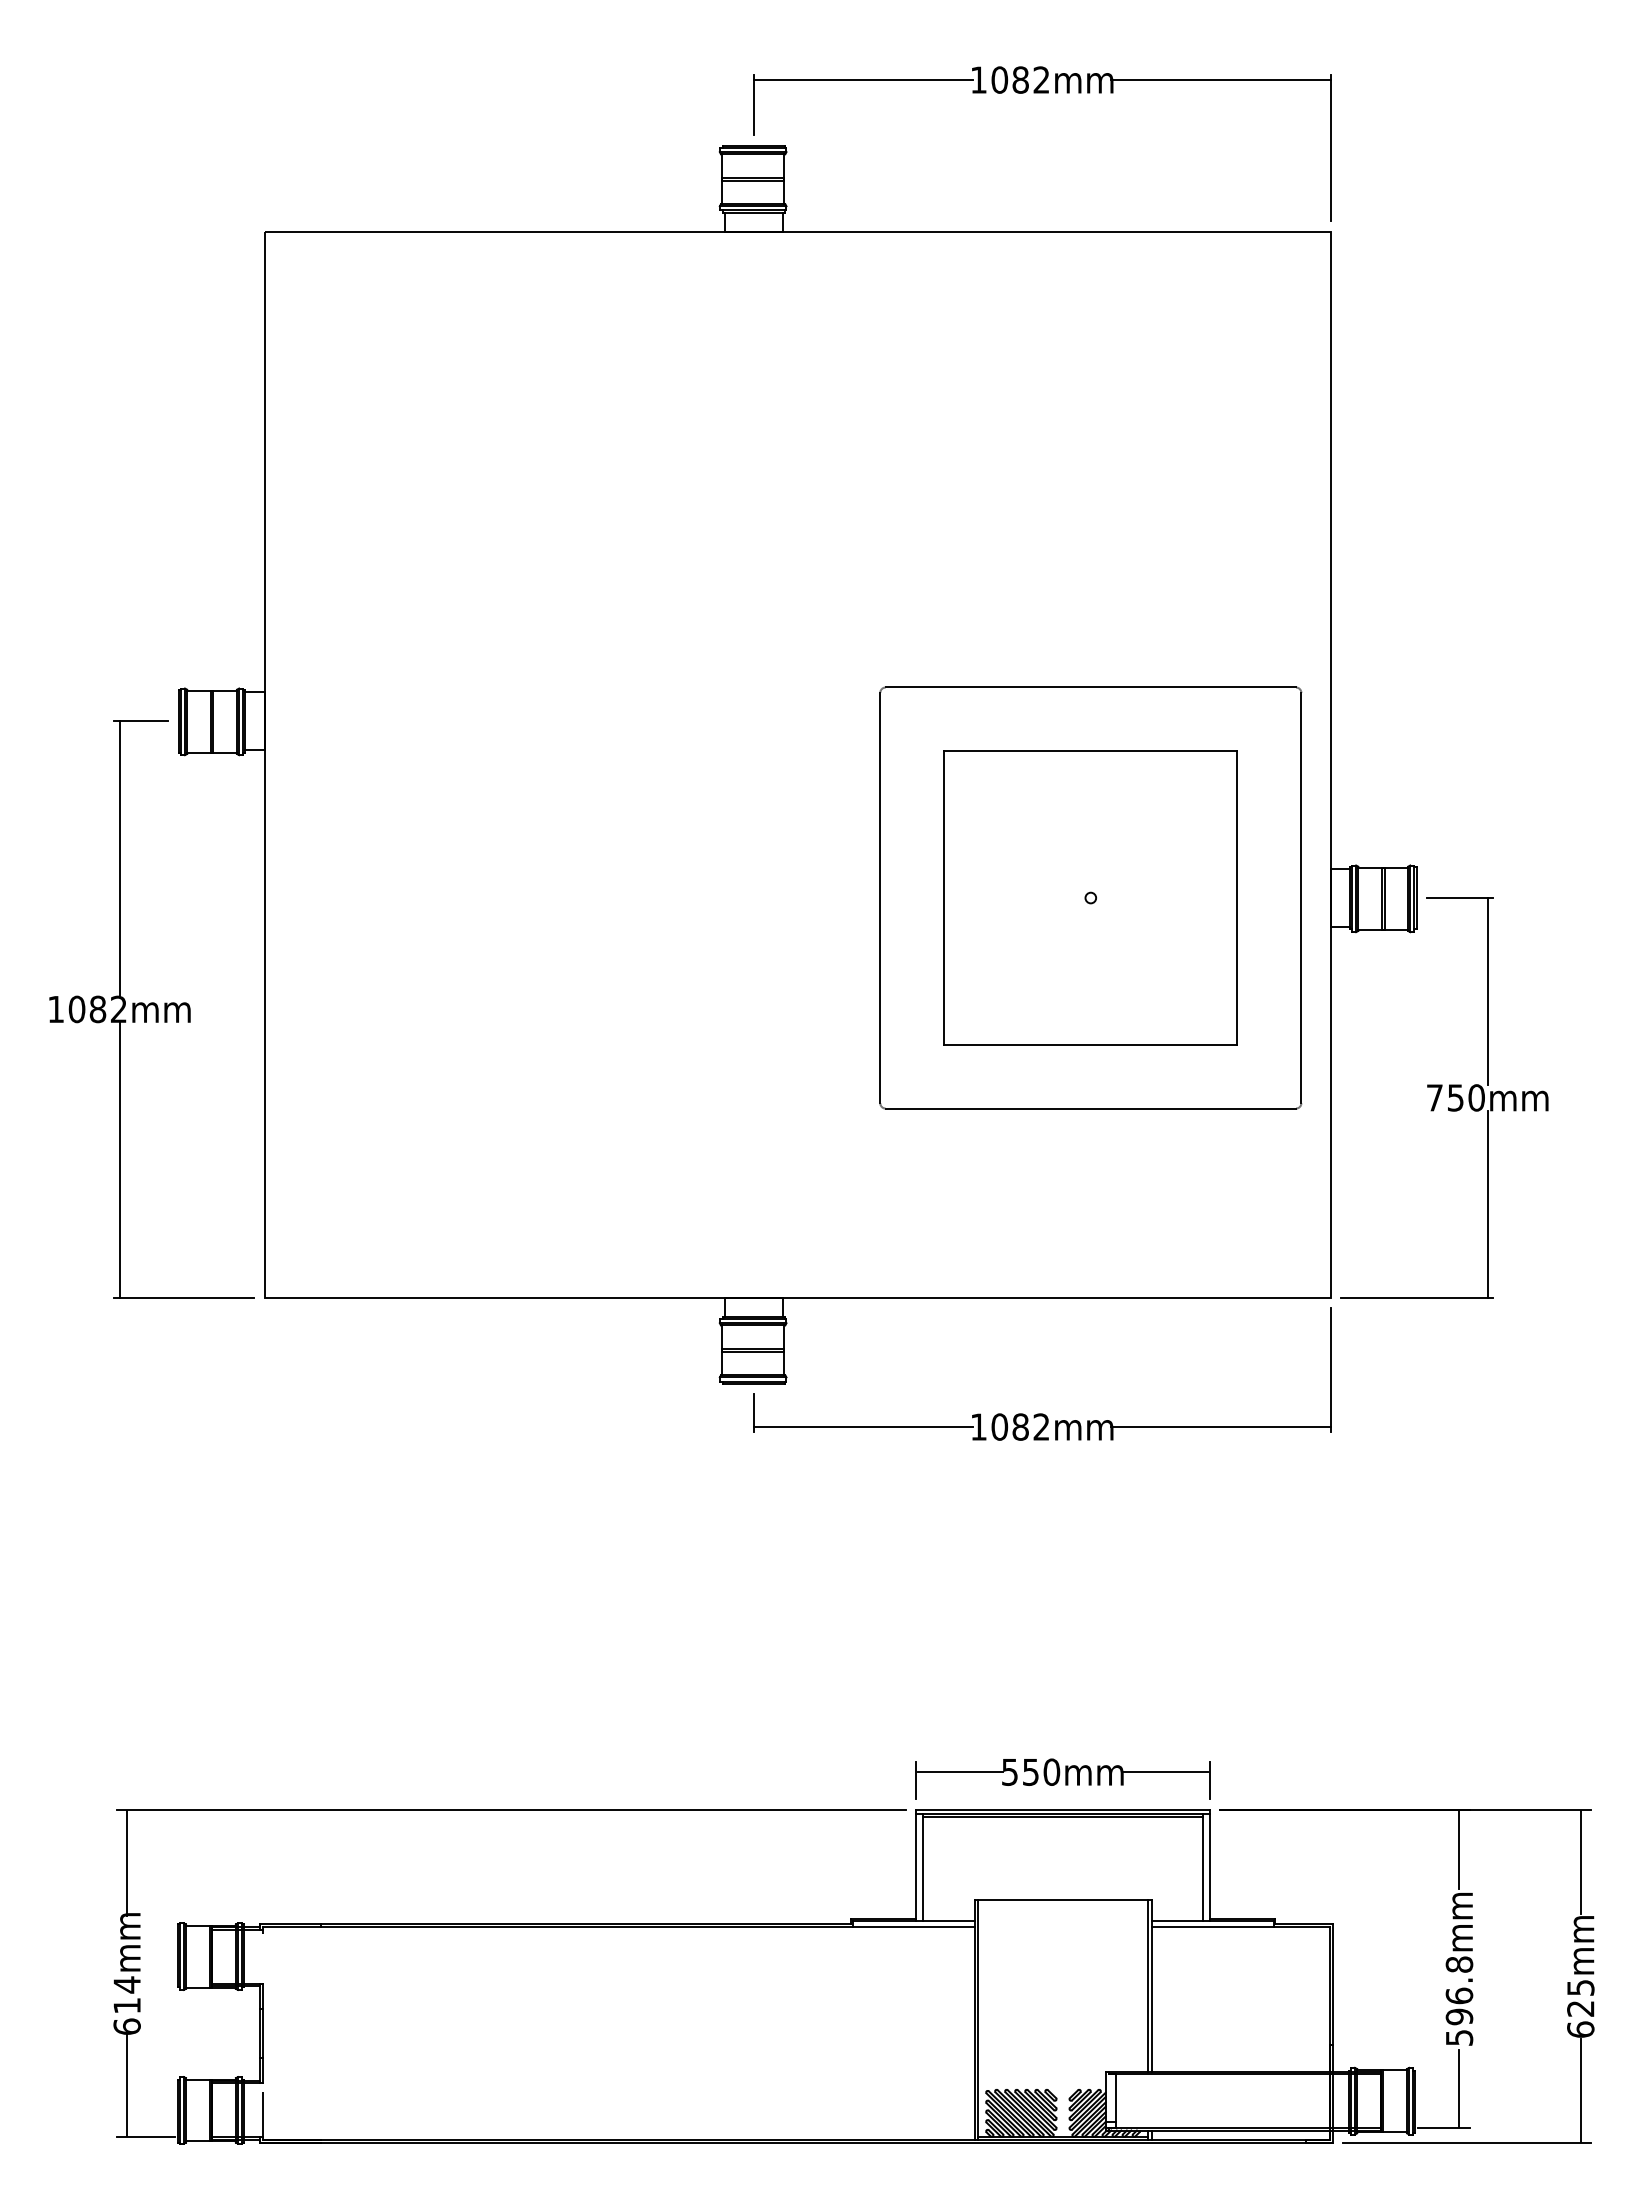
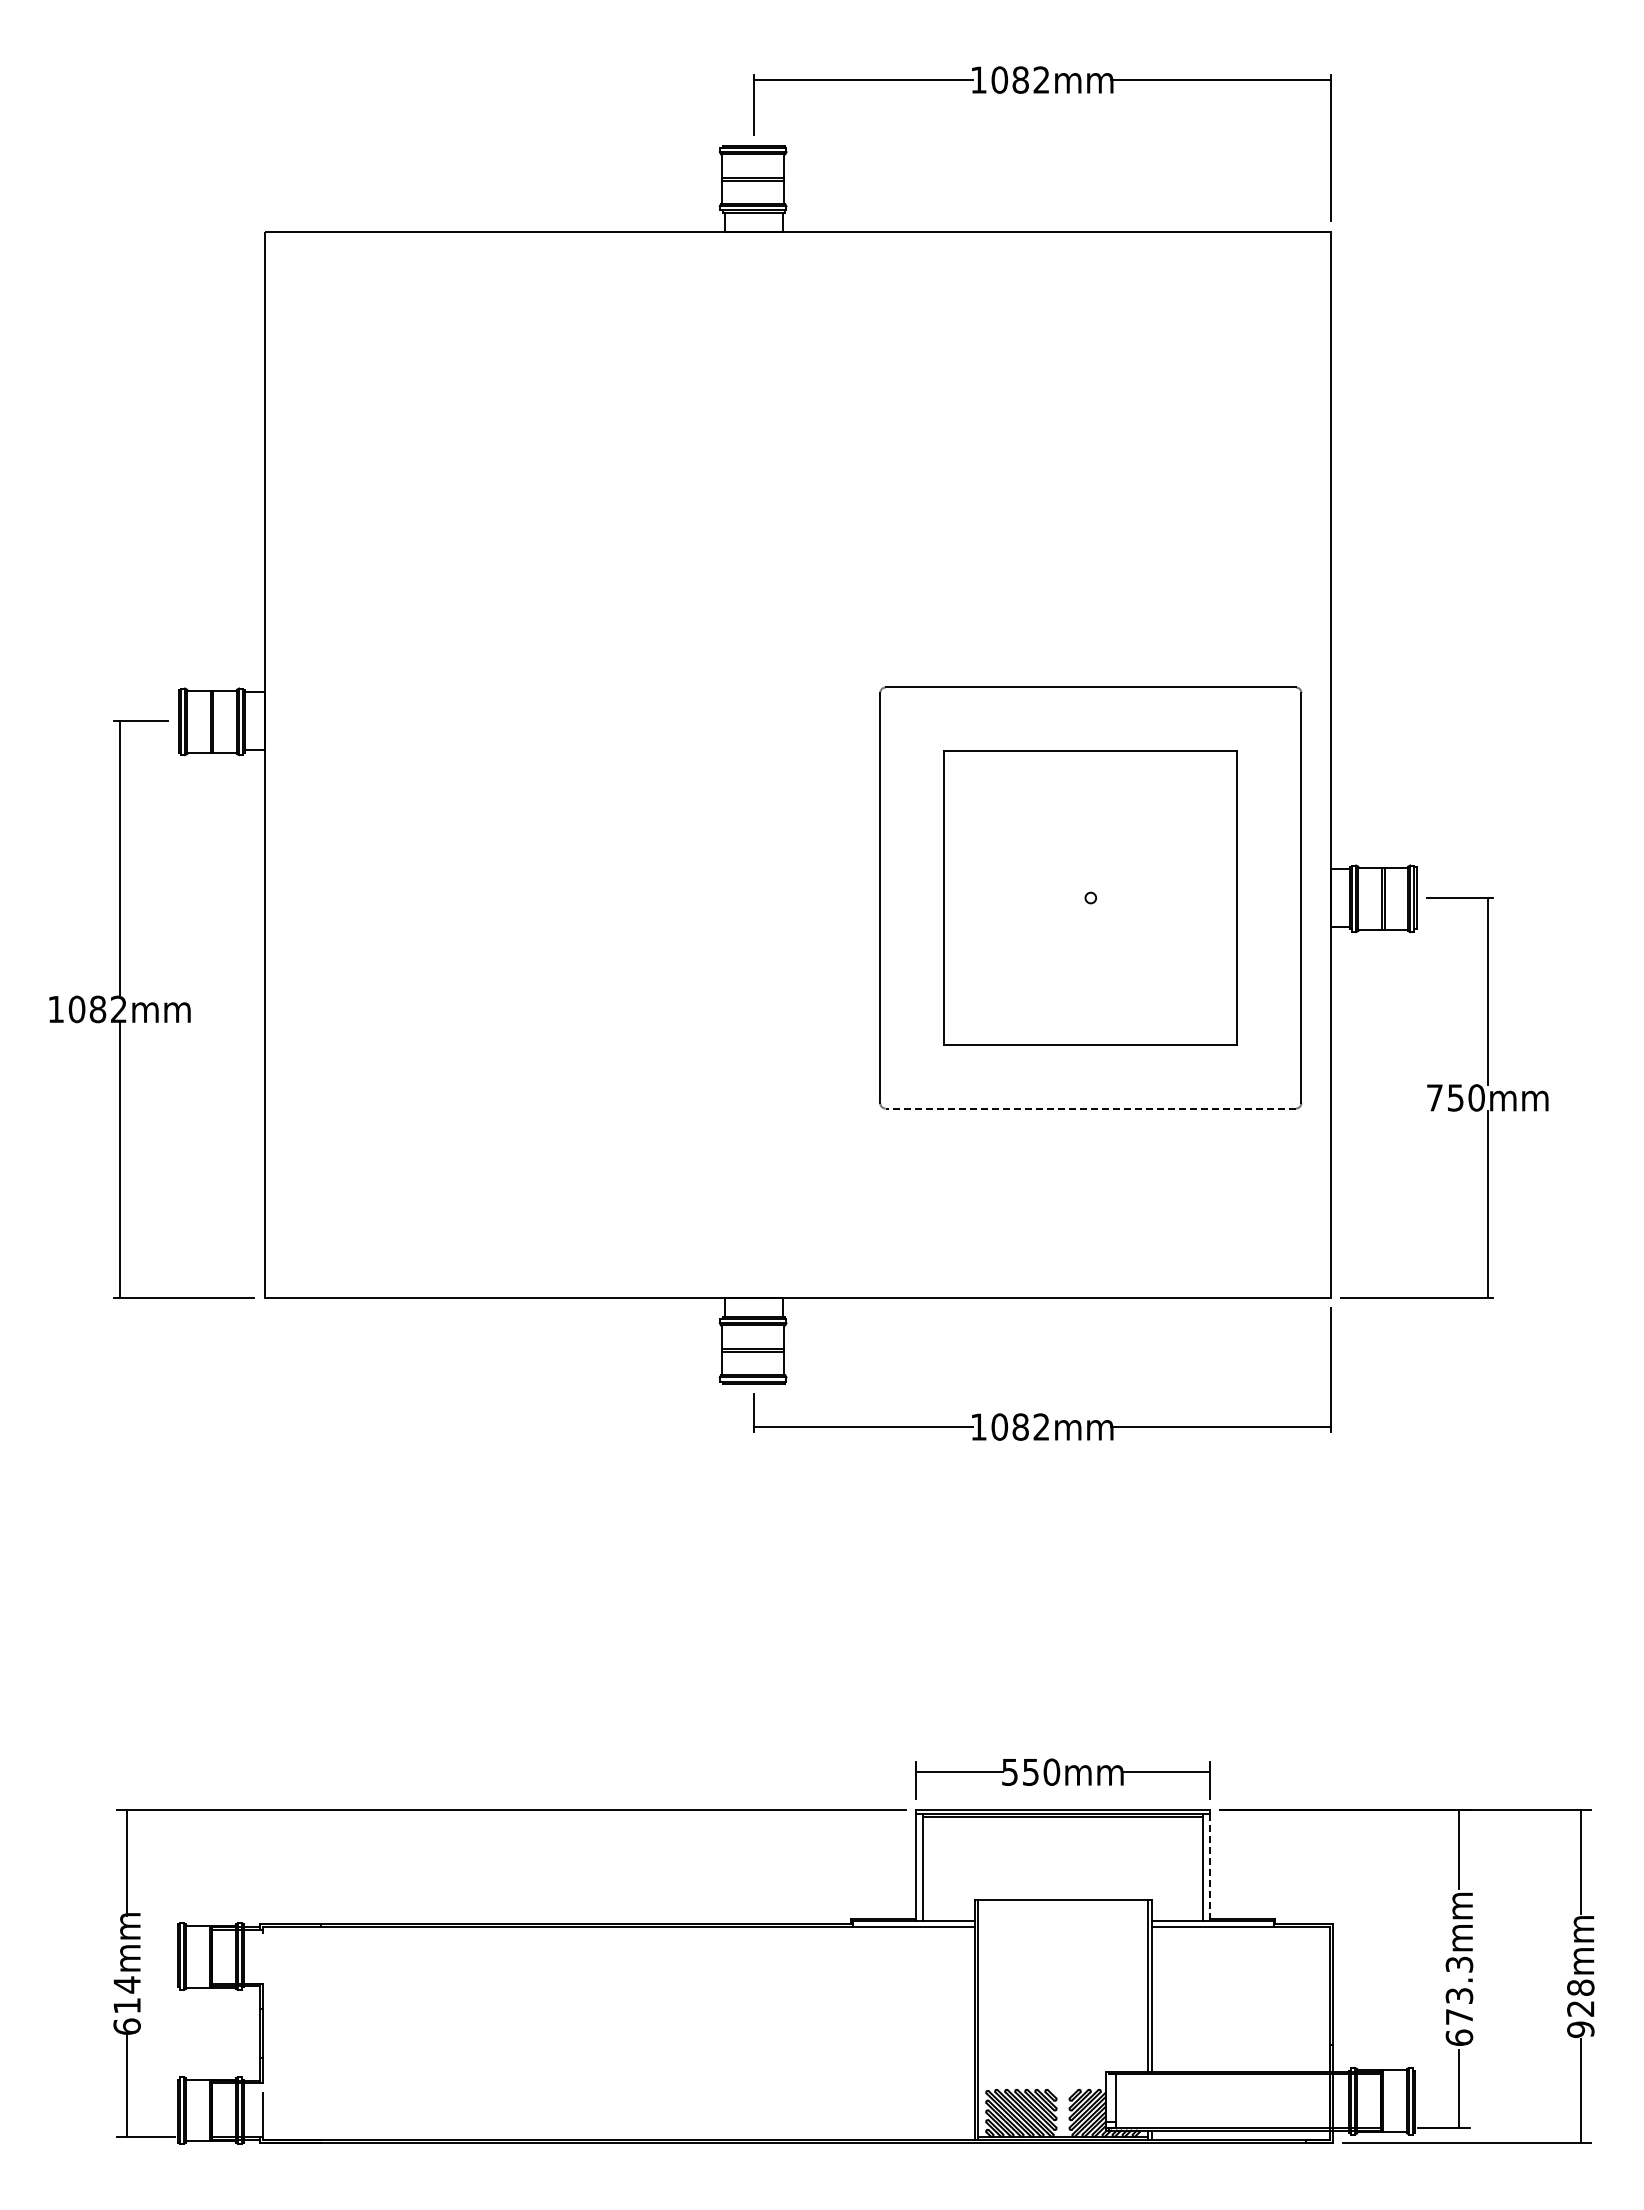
line: solid -> dashed (1090, 1108)
line: solid -> dashed (1209, 1867)
text: 596.8mm -> 673.3mm (1459, 2000)
text: 625mm -> 928mm (1580, 2008)
